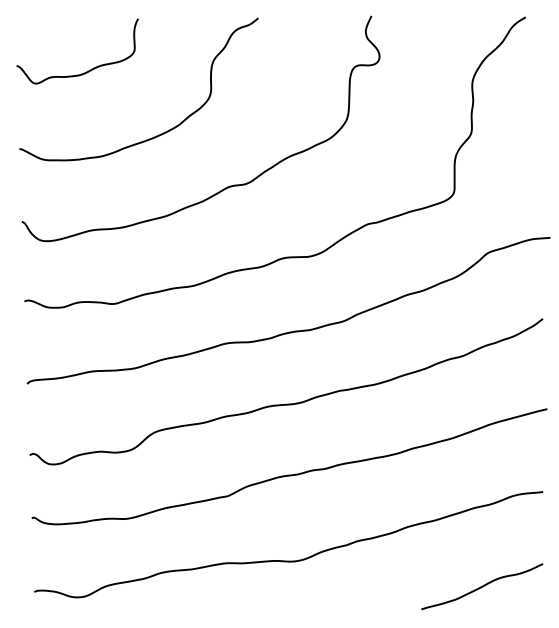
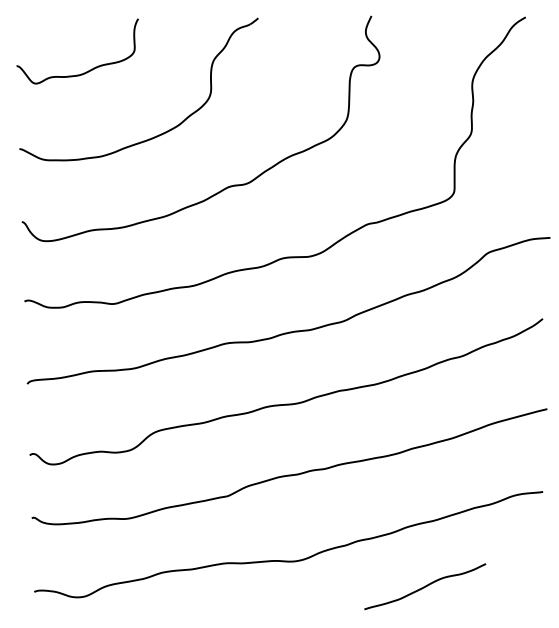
curve position: (482, 586) -> (425, 586) (425, 586)
